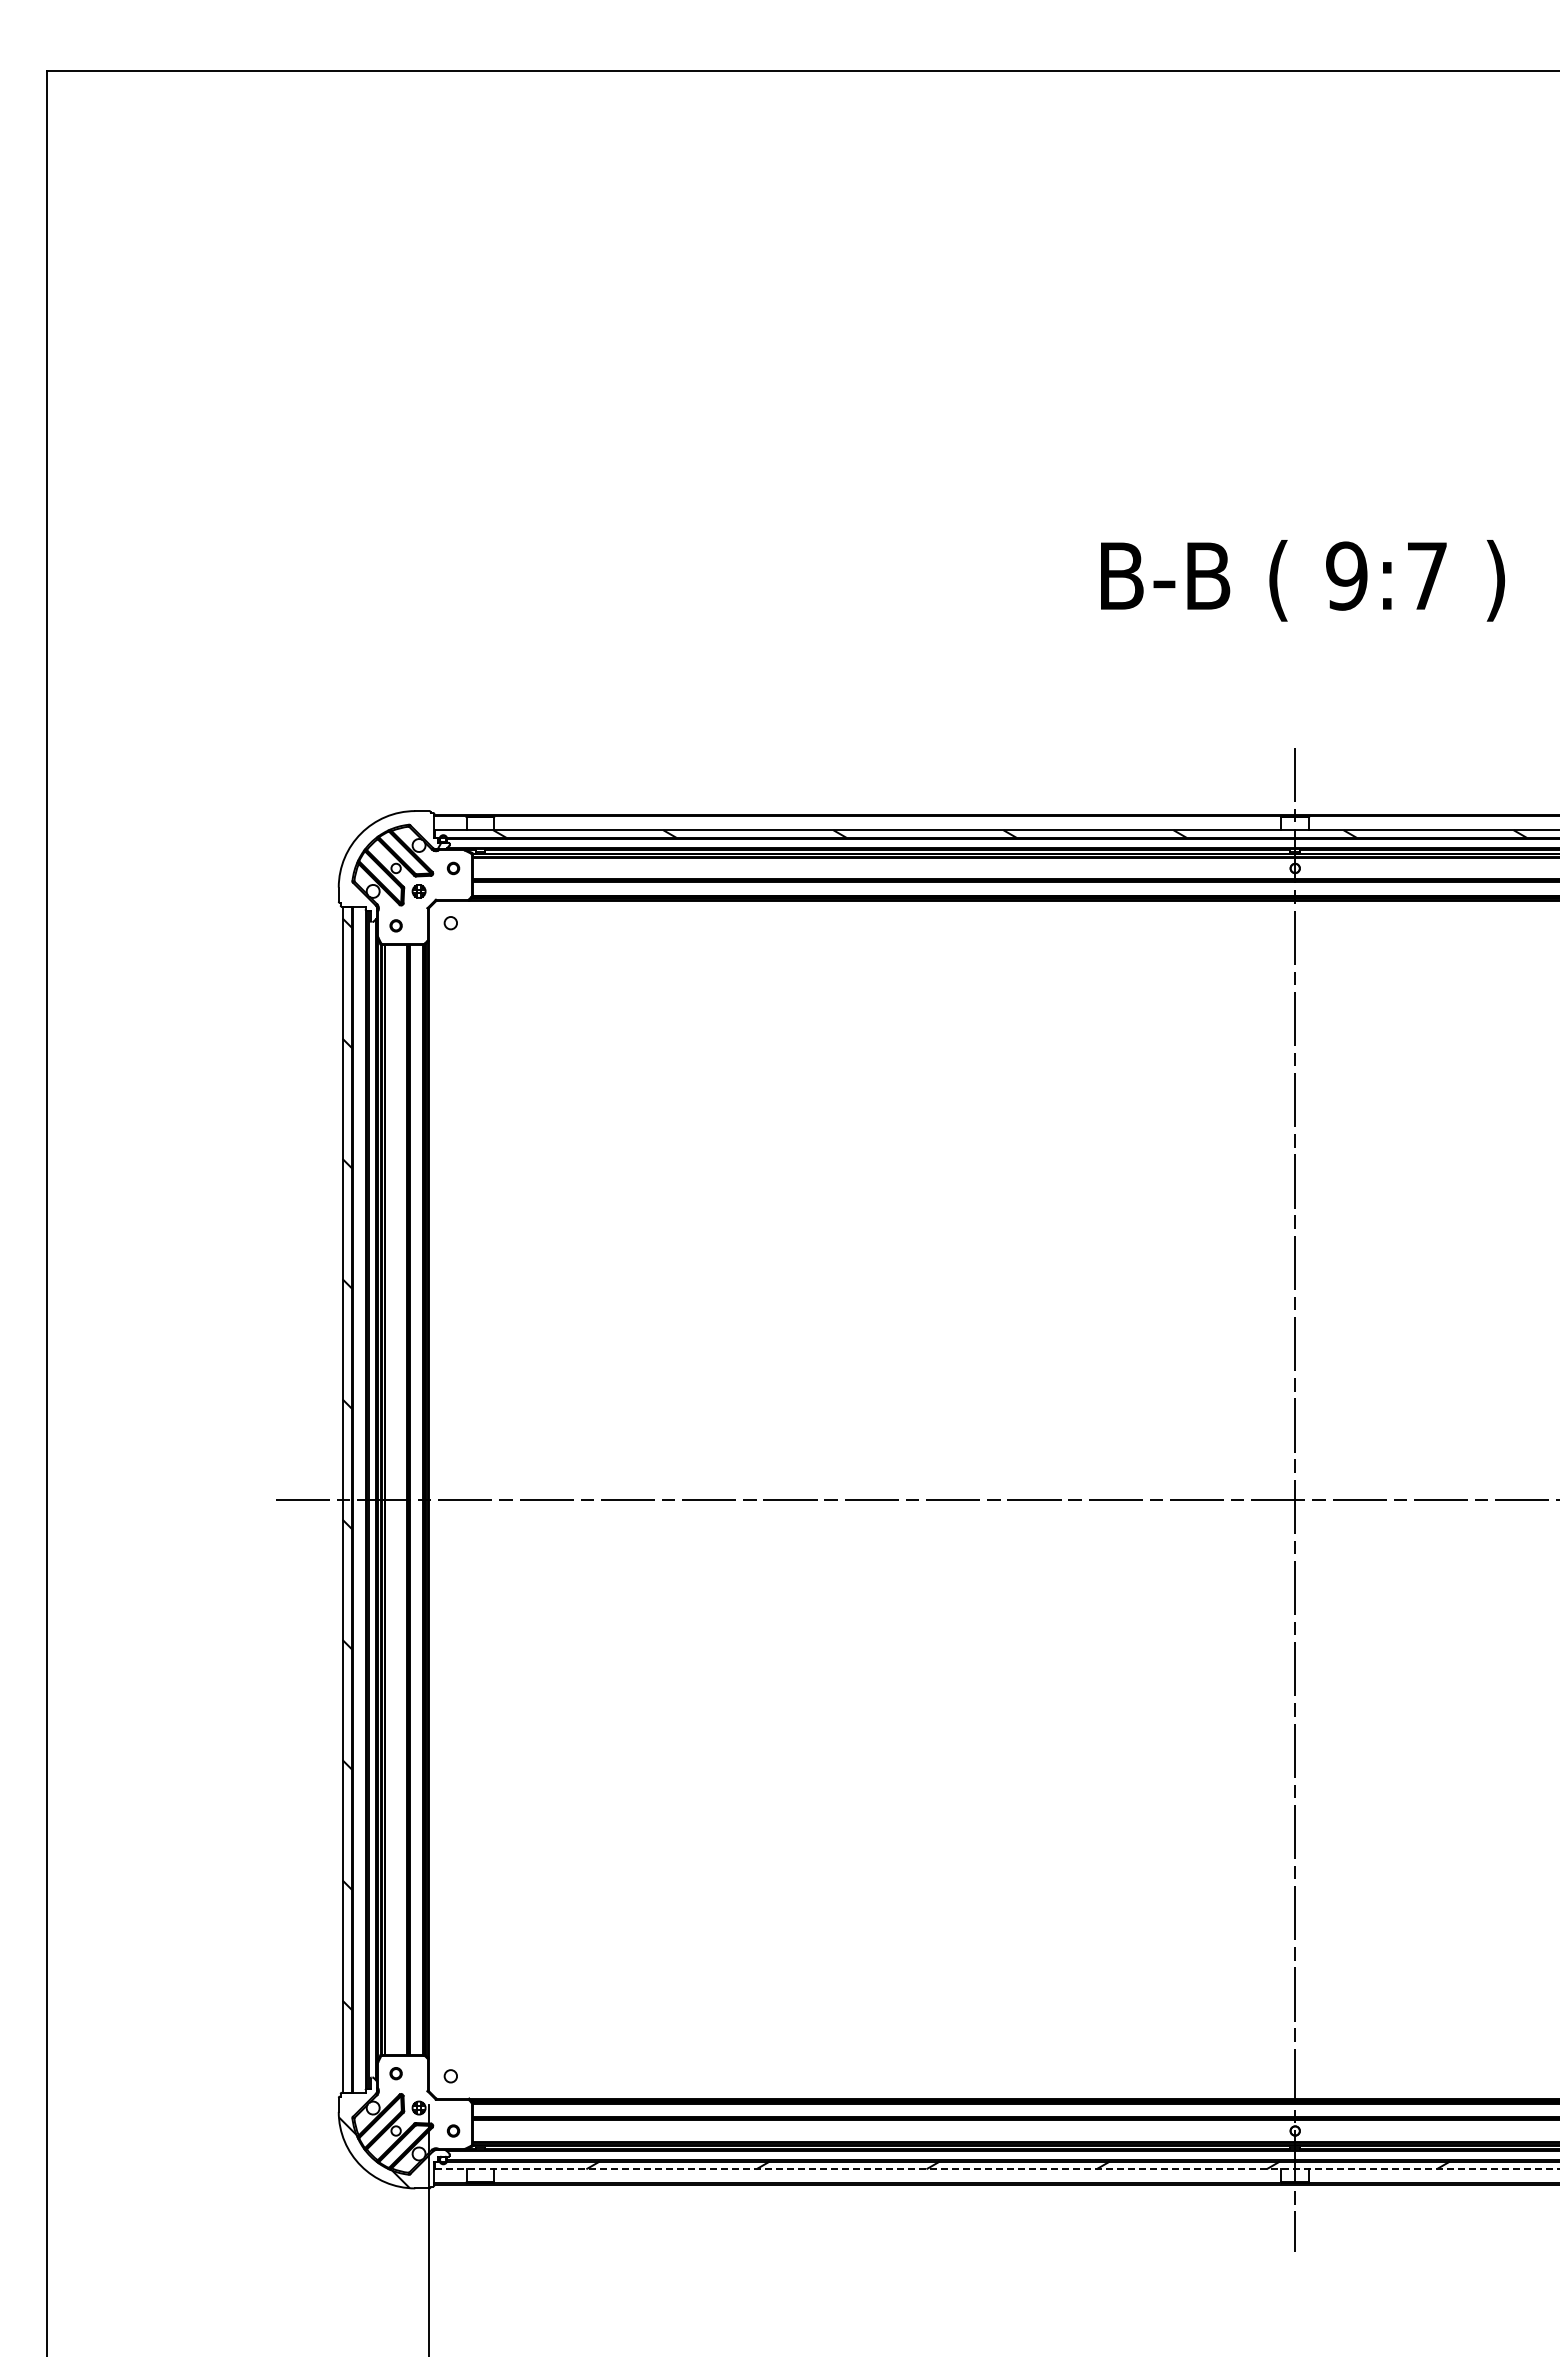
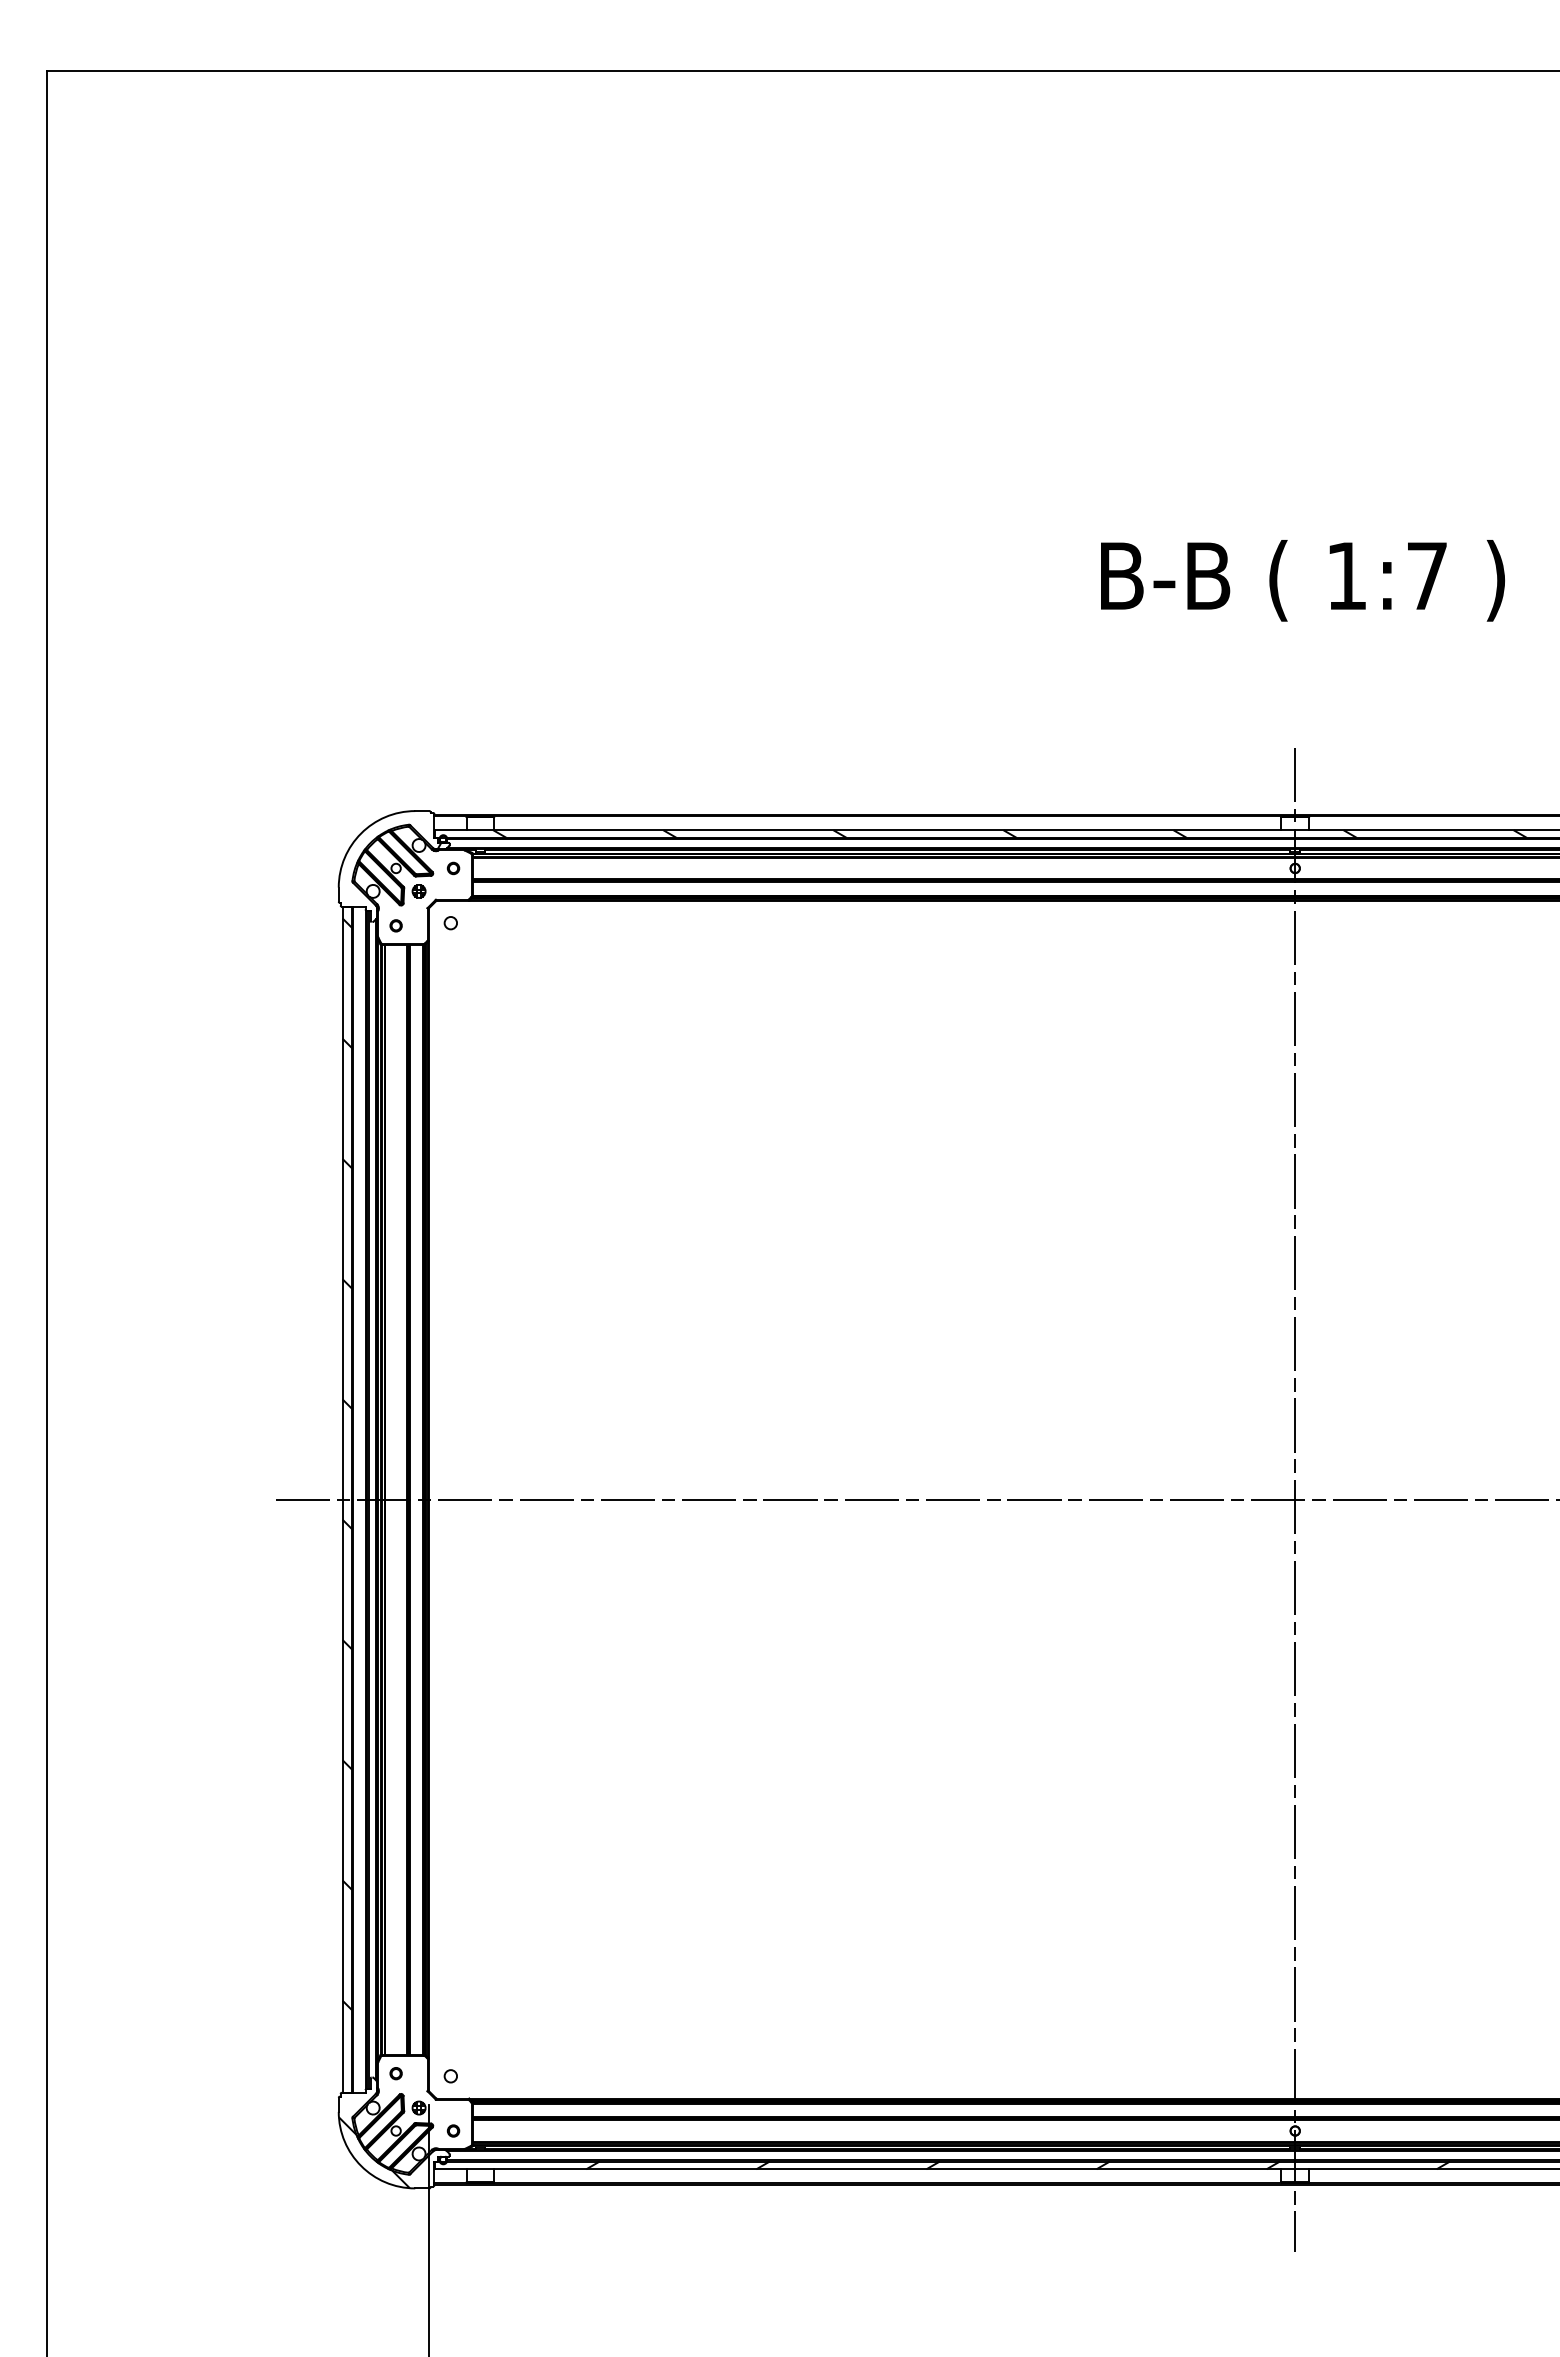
text: 9:7 -> 1:7 (1346, 575)
line: dashed -> solid (997, 2169)
